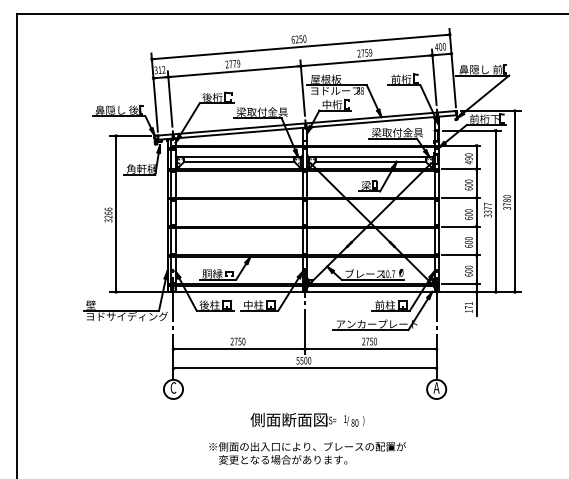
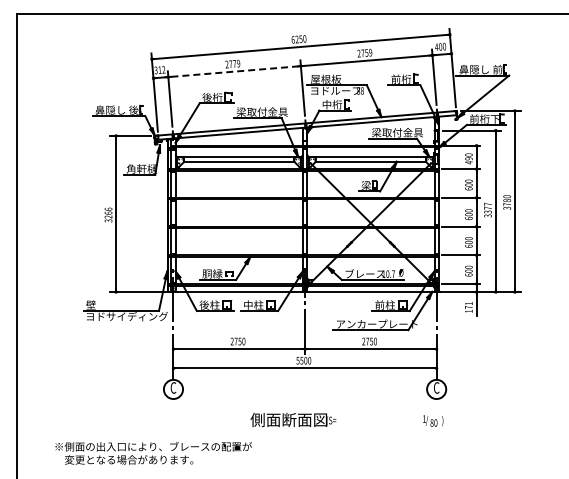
line: solid -> dashed (234, 71)
text: A -> C (436, 387)
text position: (354, 420) -> (433, 420) (433, 420)
text position: (307, 453) -> (153, 453) (153, 453)
